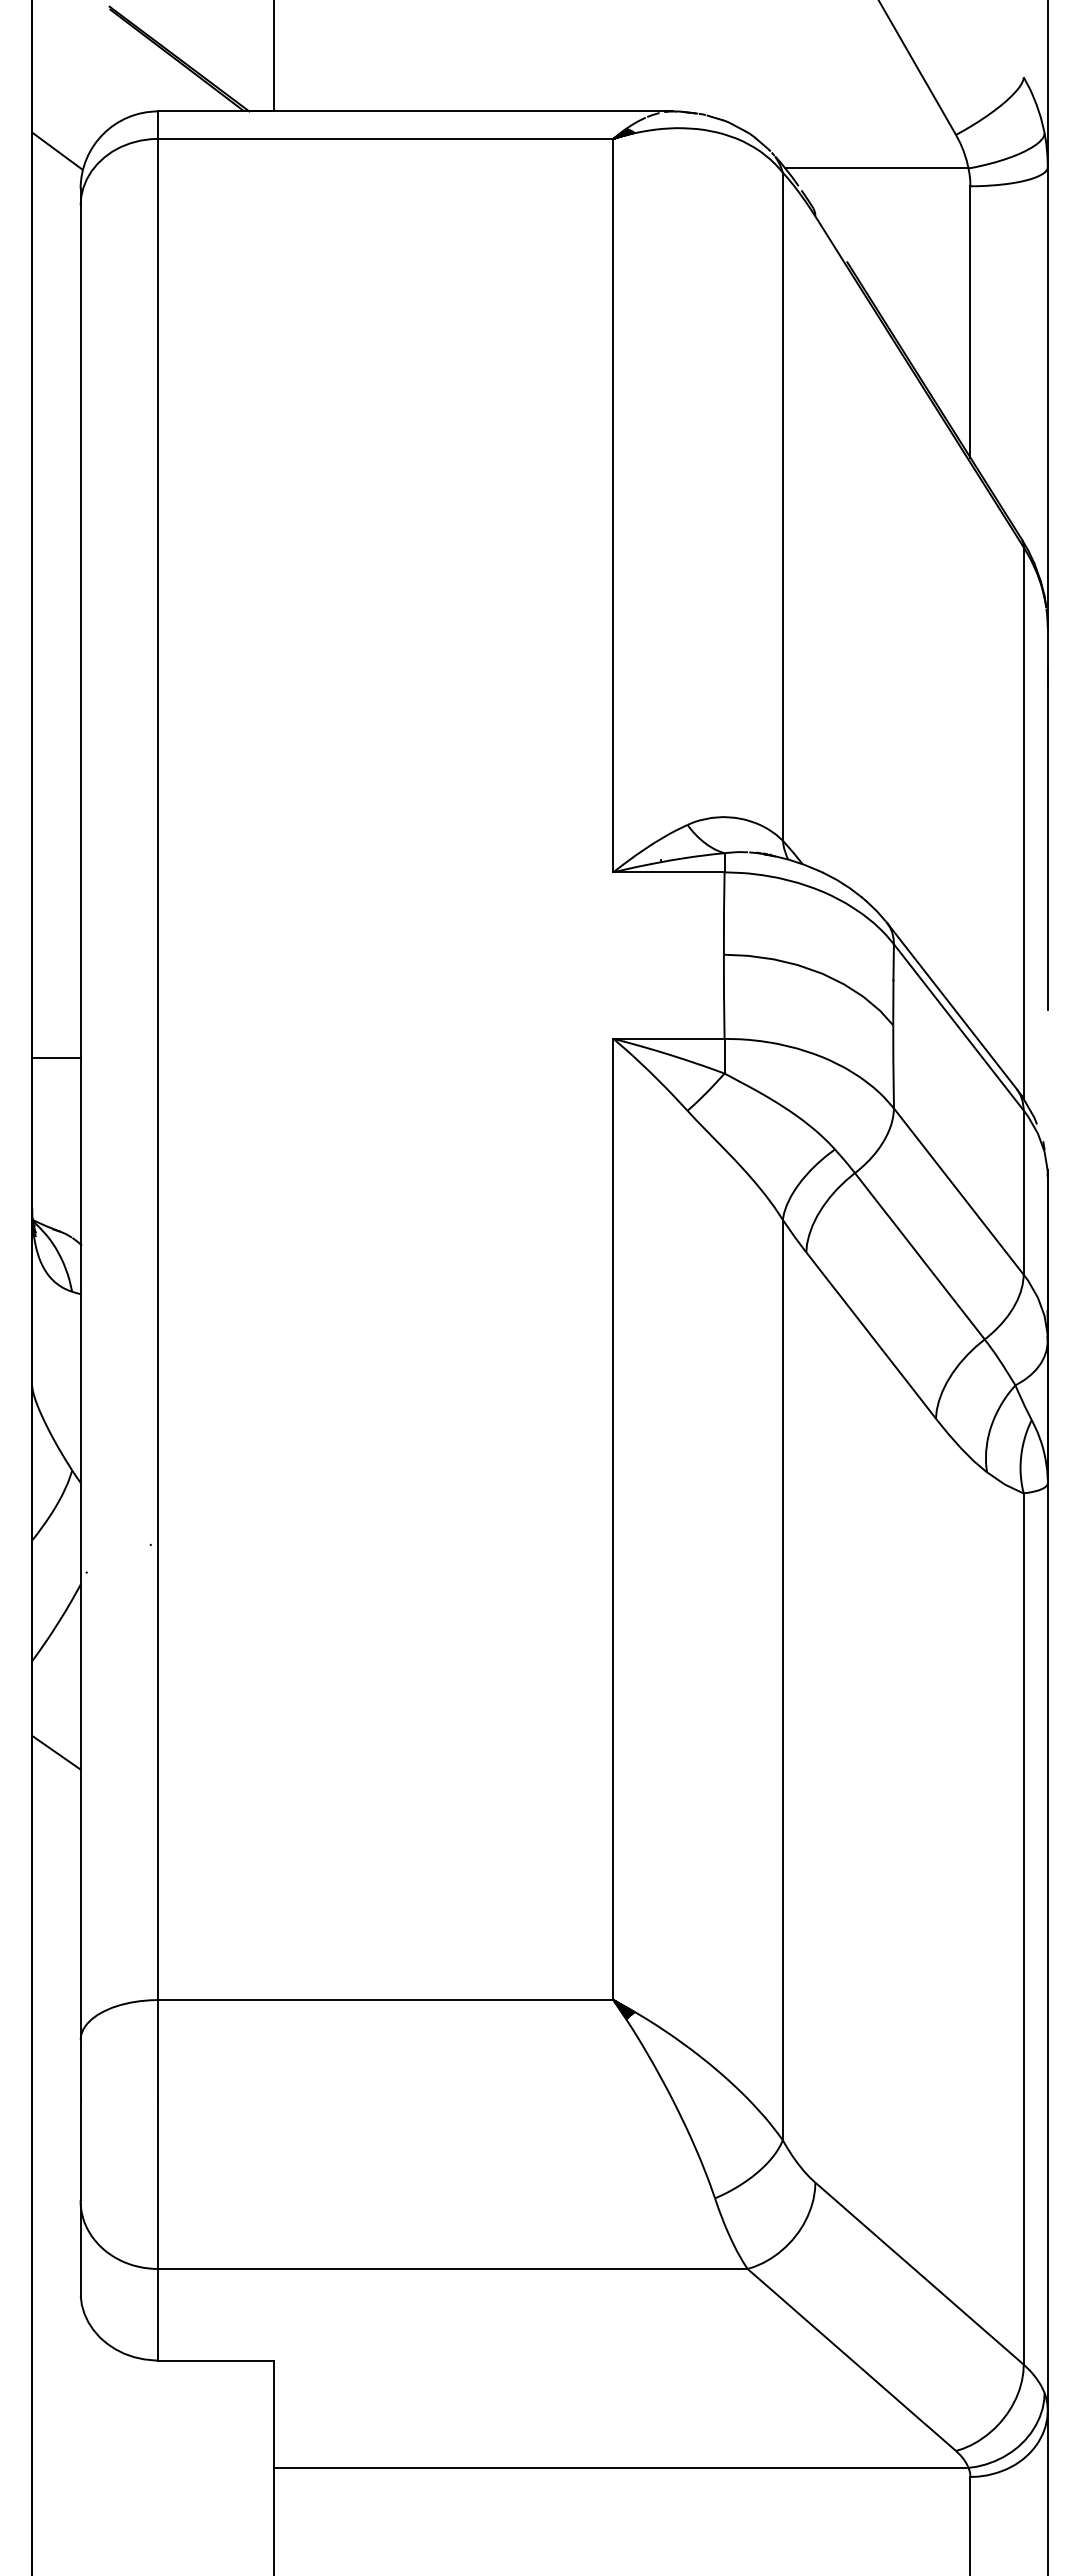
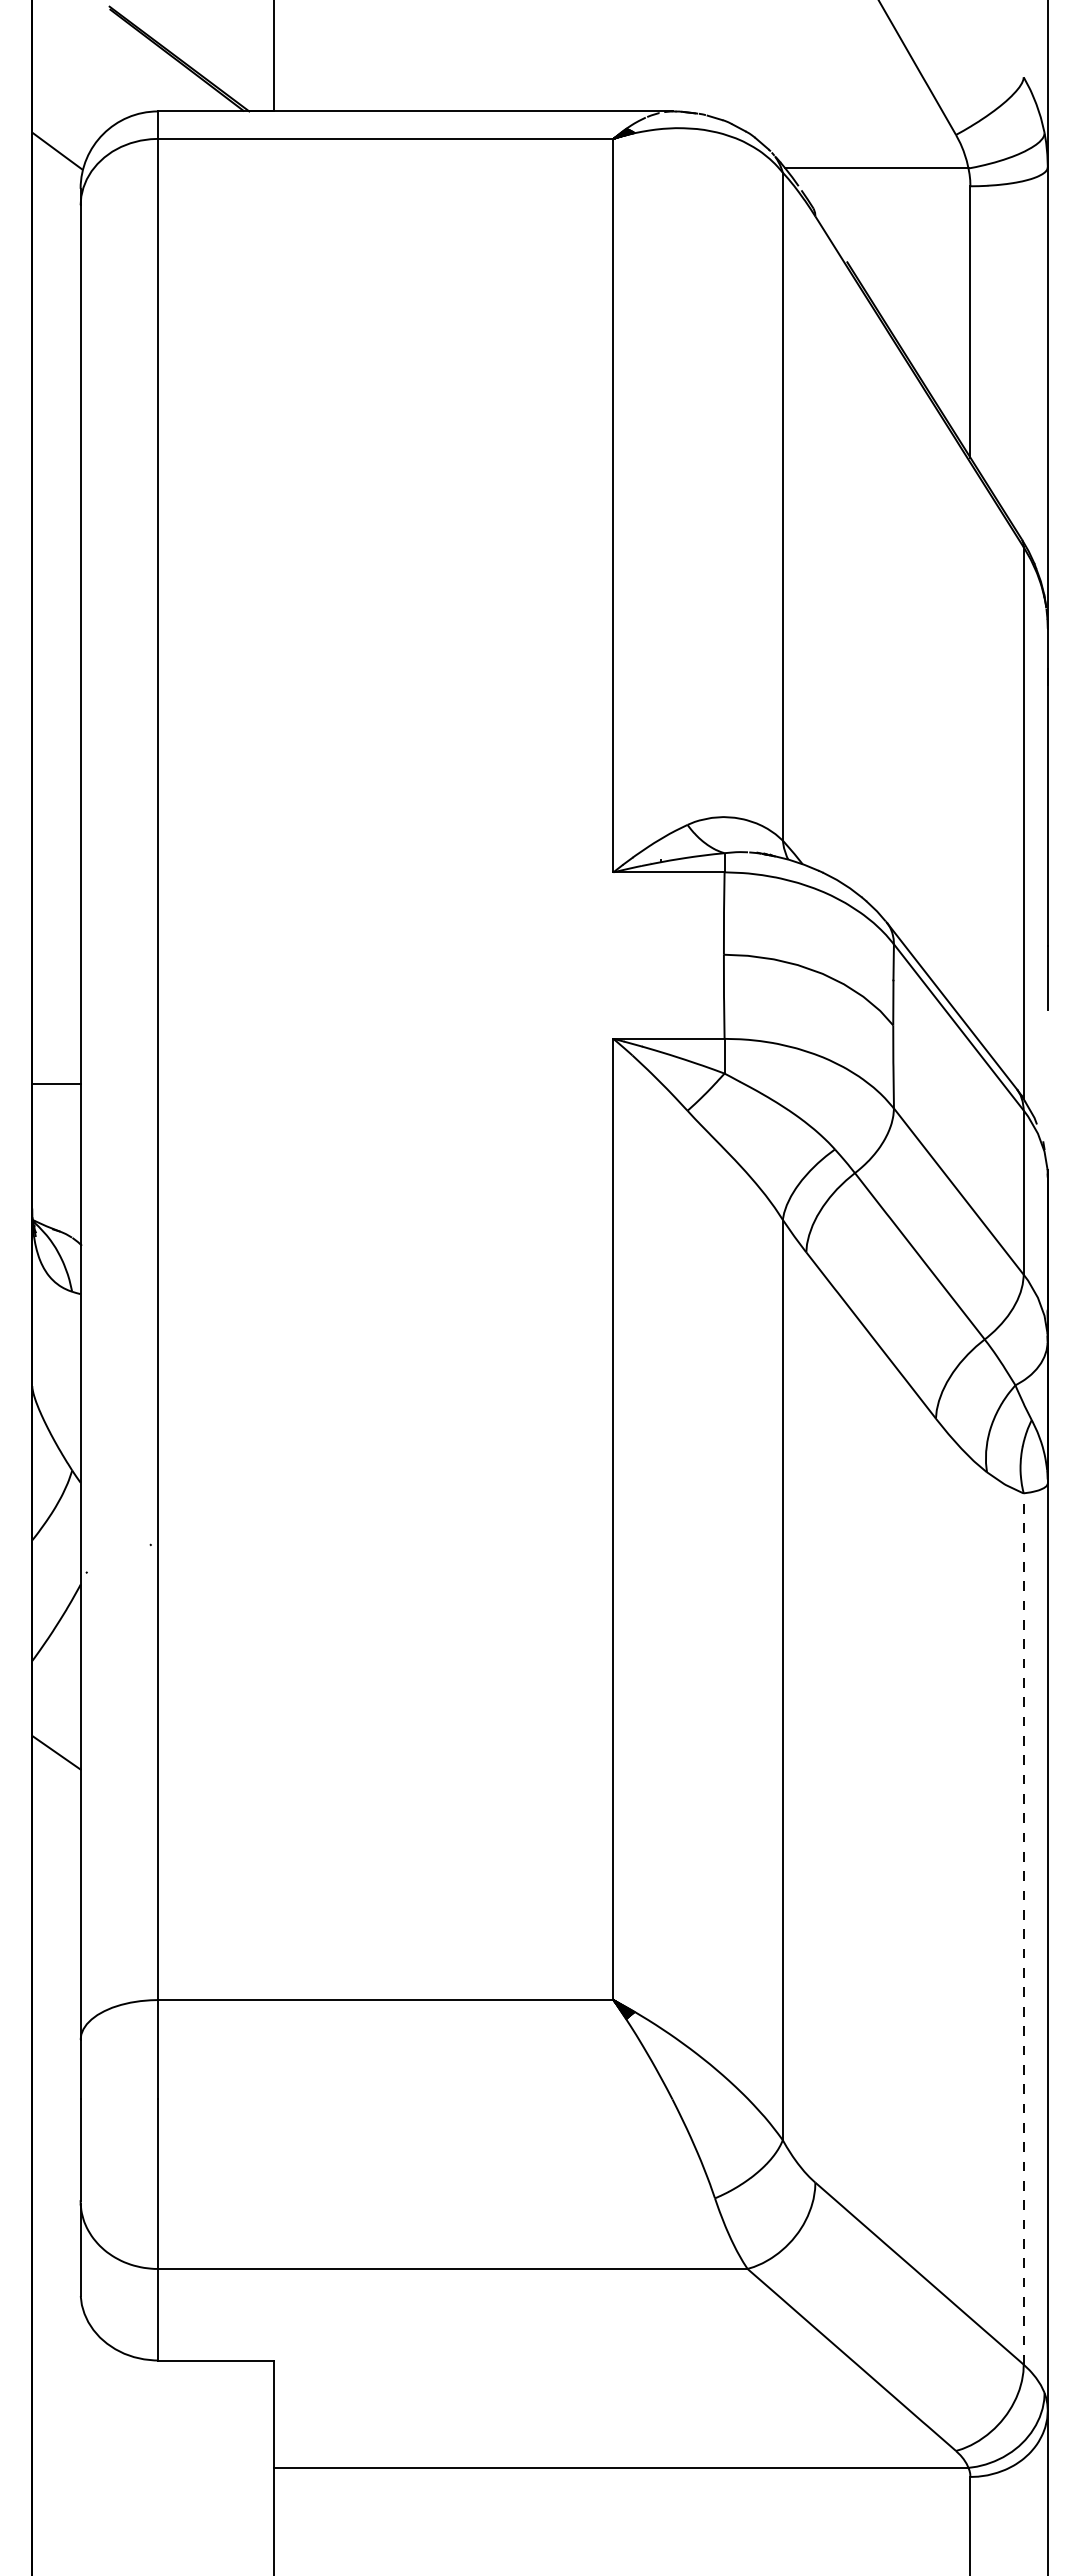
line position: (56, 1057) -> (56, 1083) (56, 1083)
line: solid -> dashed (1023, 1929)
